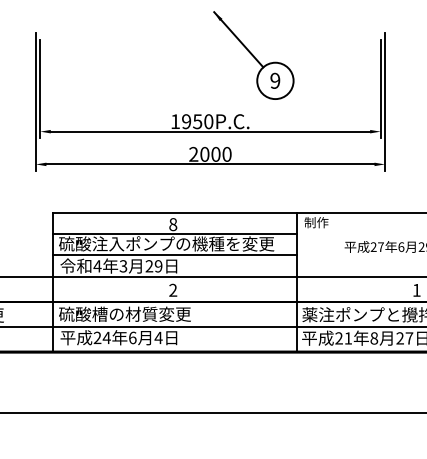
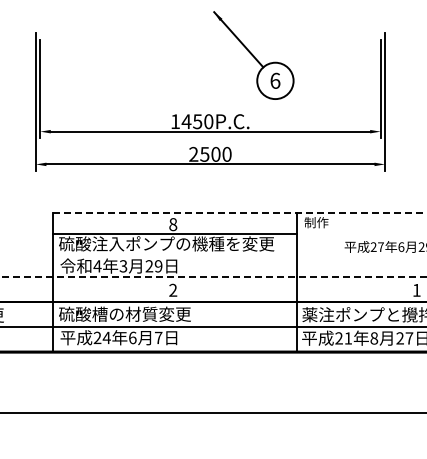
text: 9 -> 6 (275, 80)
text: 1950P.C. -> 1450P.C. (186, 121)
text: 2000 -> 2500 (204, 154)
line: solid -> dashed (239, 212)
line: present -> none (174, 255)
line: solid -> dashed (213, 276)
text: 4 -> 7 (158, 337)
